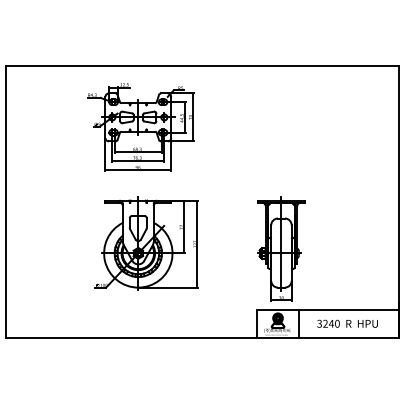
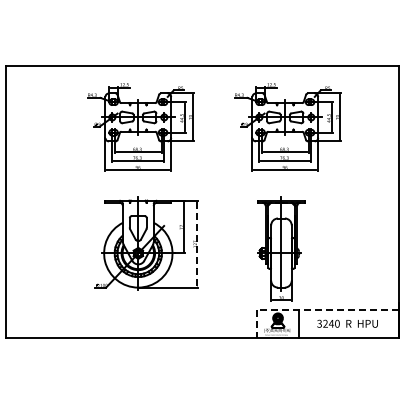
part: none -> present (287, 127)
line: solid -> dashed (197, 244)
line: solid -> dashed (312, 309)
